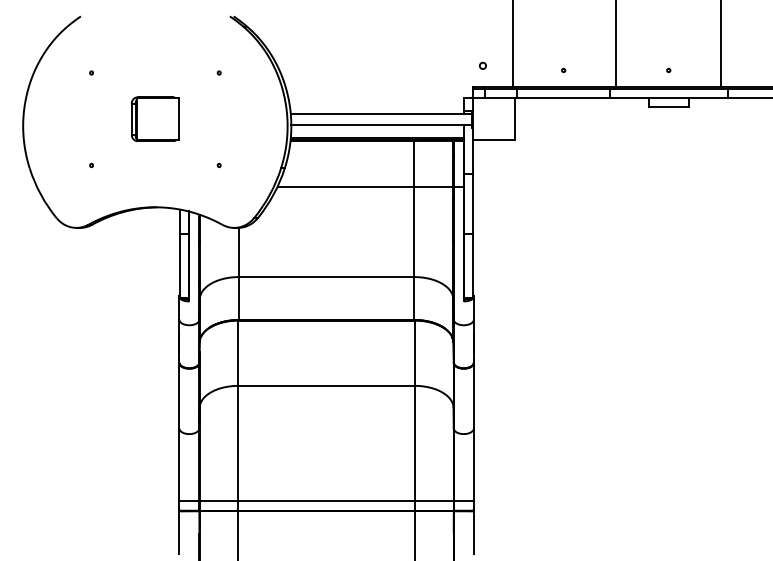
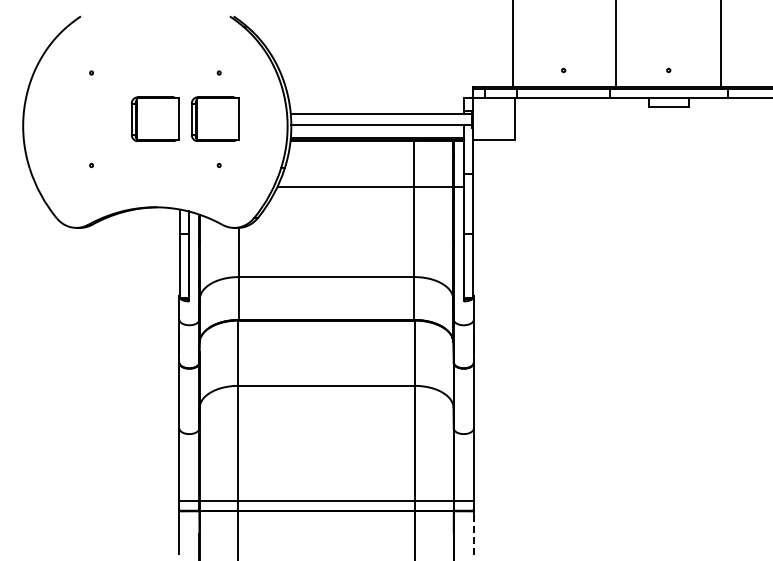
circle: present -> none (482, 65)
part: none -> present (214, 118)
line: solid -> dashed (473, 536)
